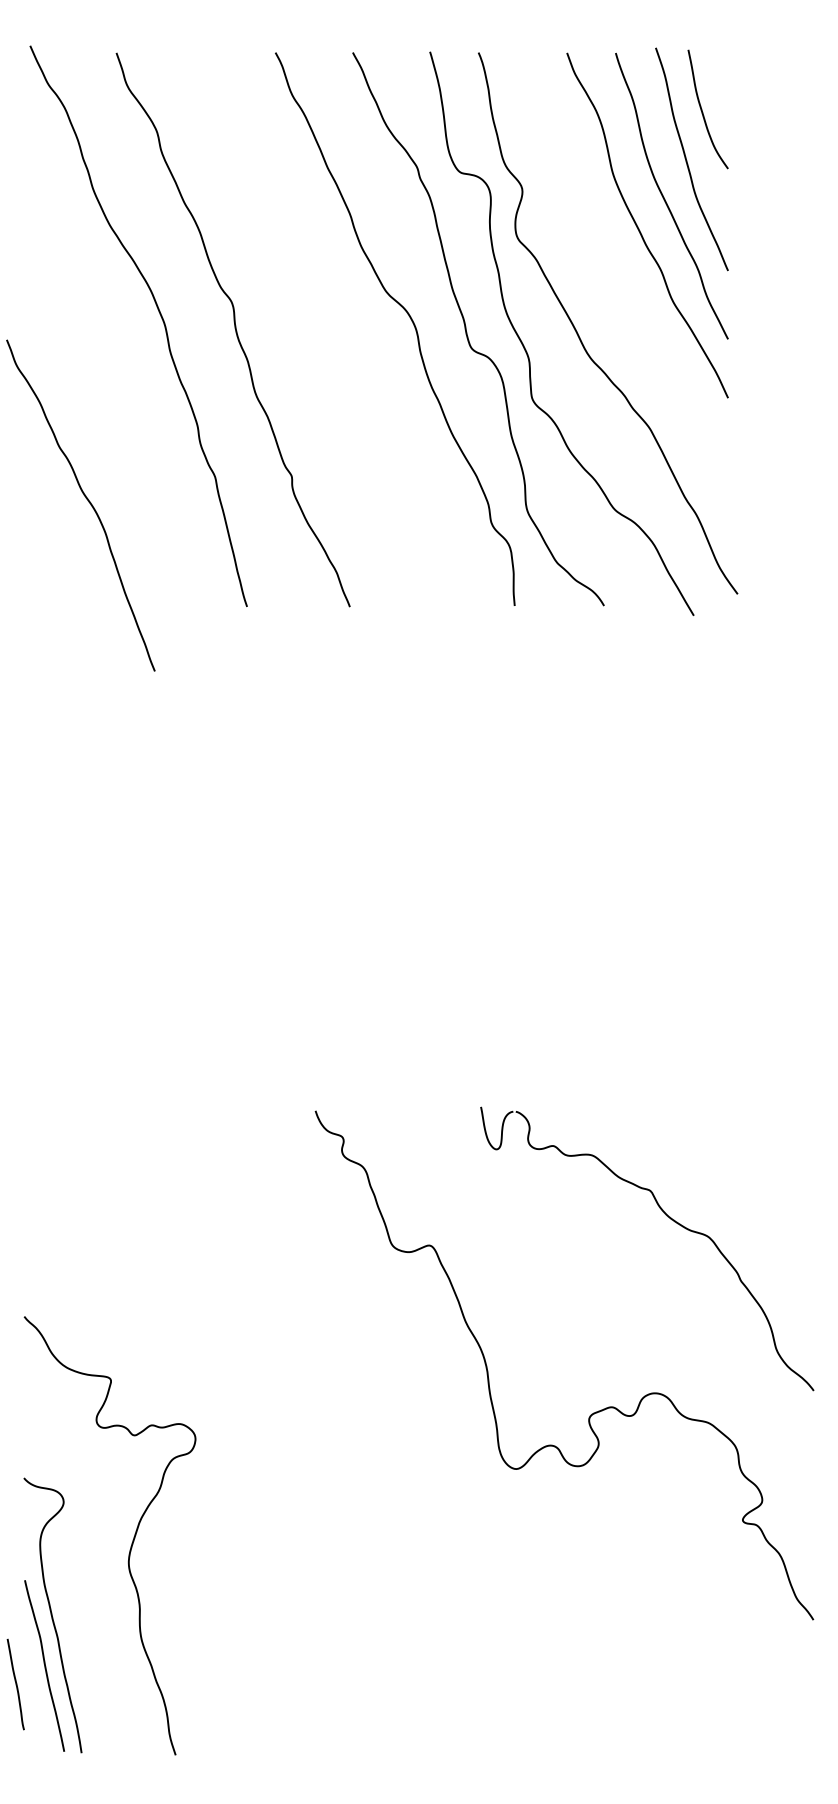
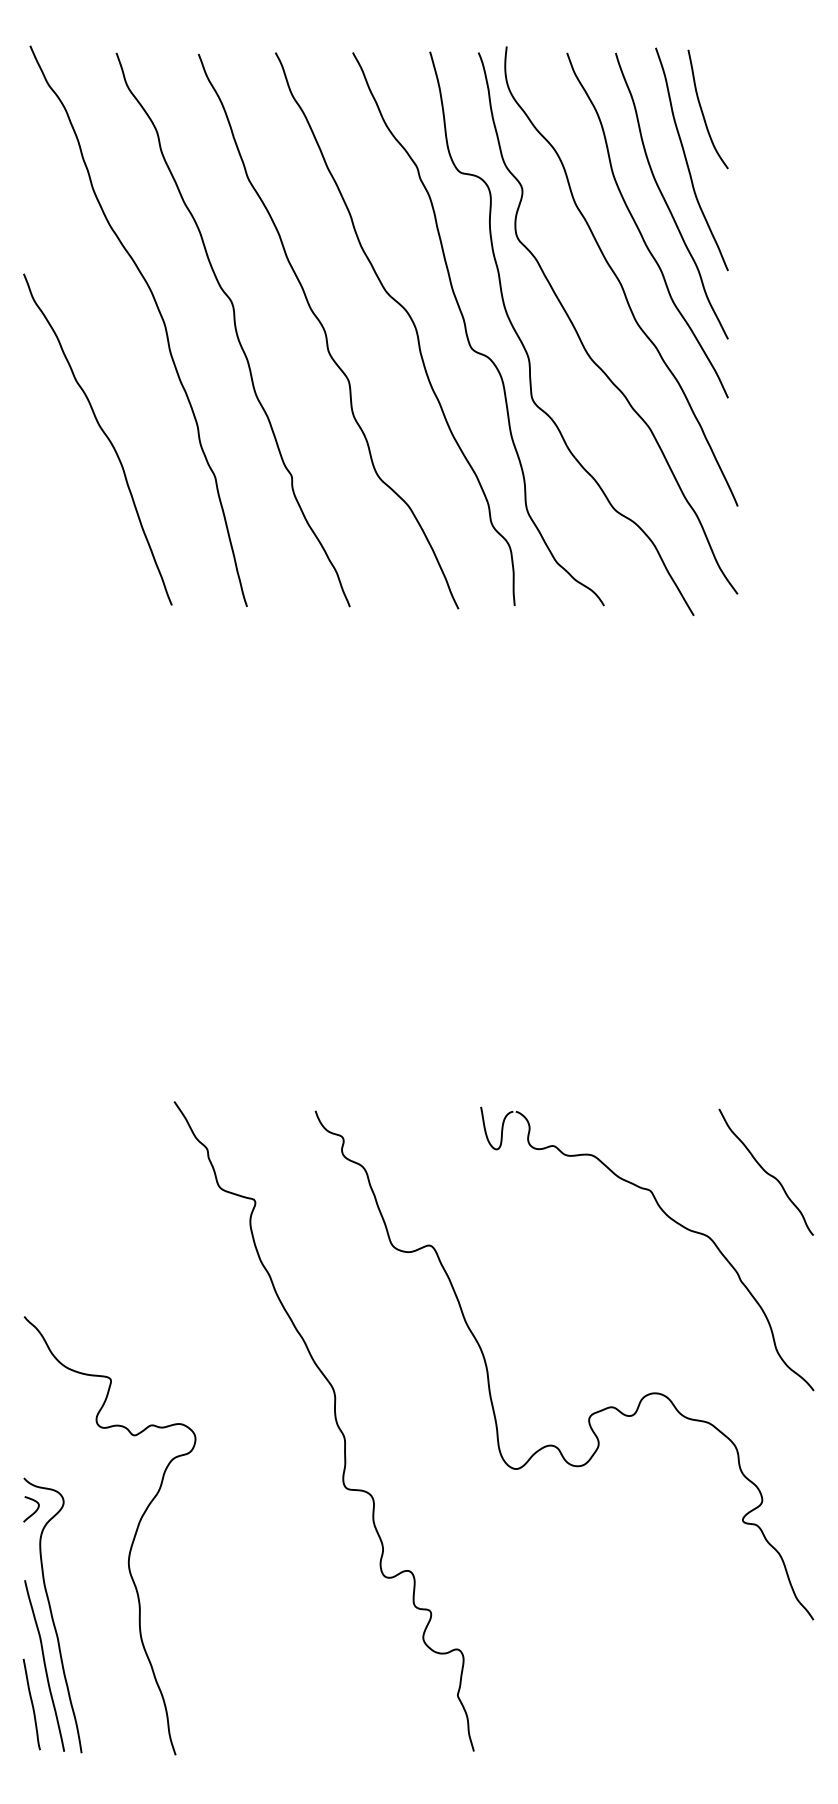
curve: none -> present (618, 277)
curve: none -> present (326, 332)
curve position: (86, 499) -> (103, 433) (103, 433)
curve: none -> present (765, 1171)
curve: none -> present (335, 1422)
curve: none -> present (34, 1511)
curve position: (15, 1684) -> (31, 1704) (31, 1704)
